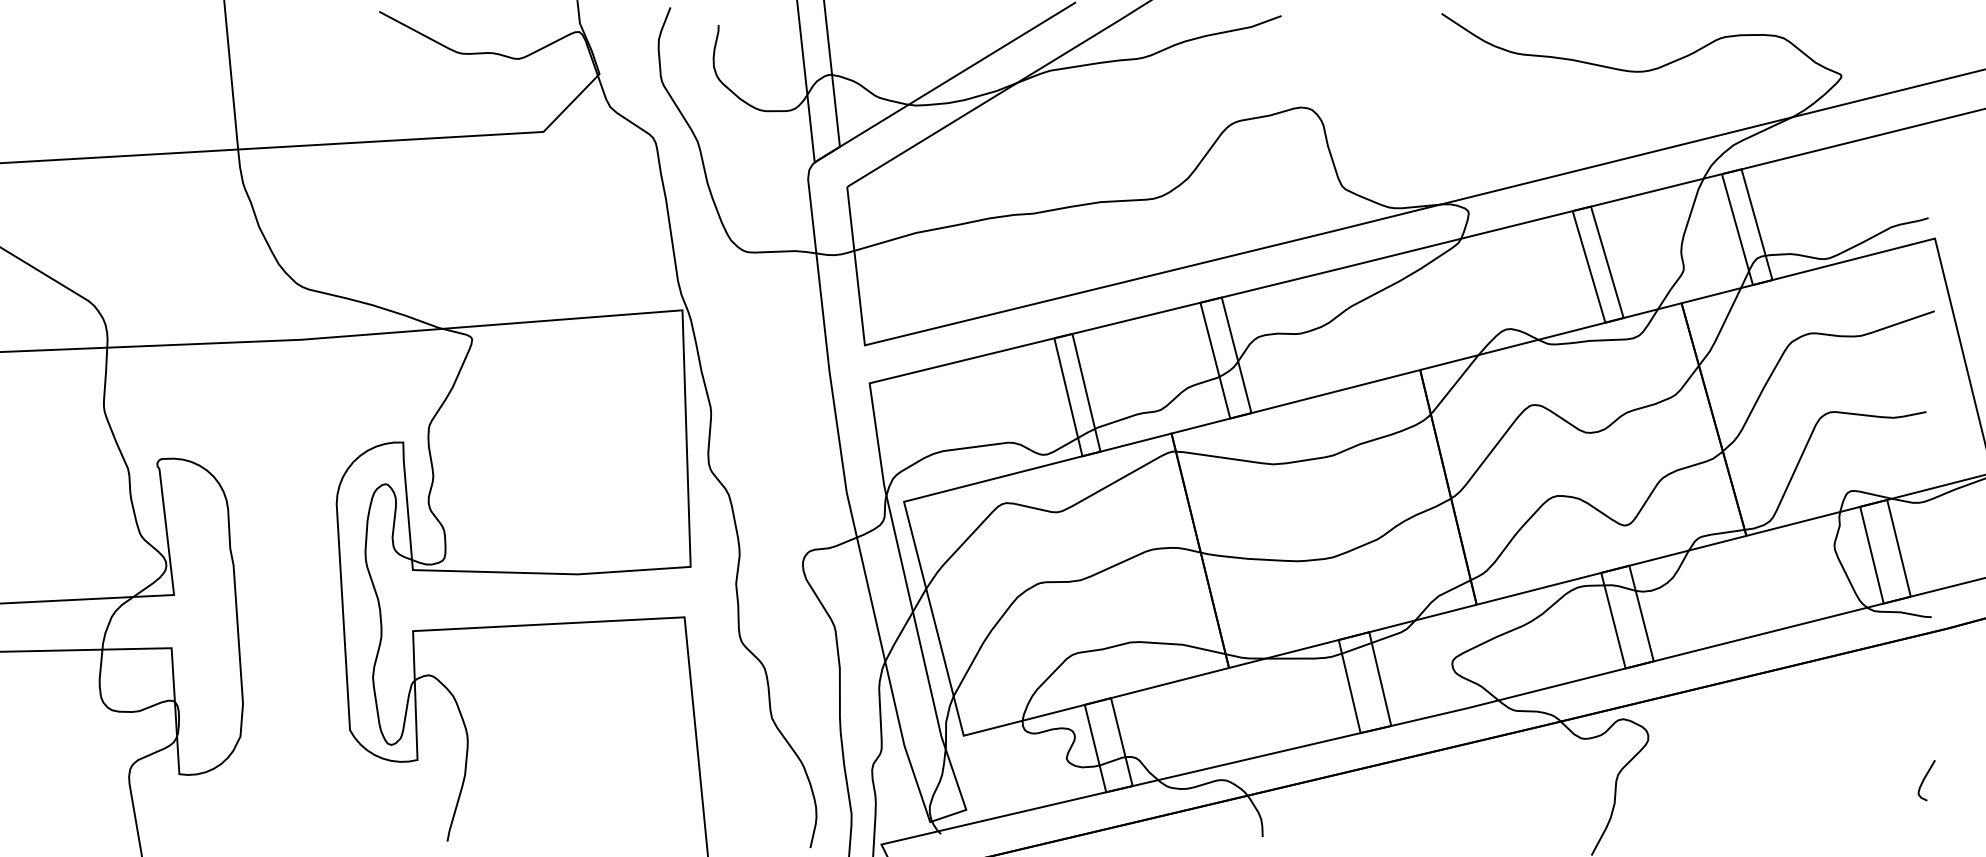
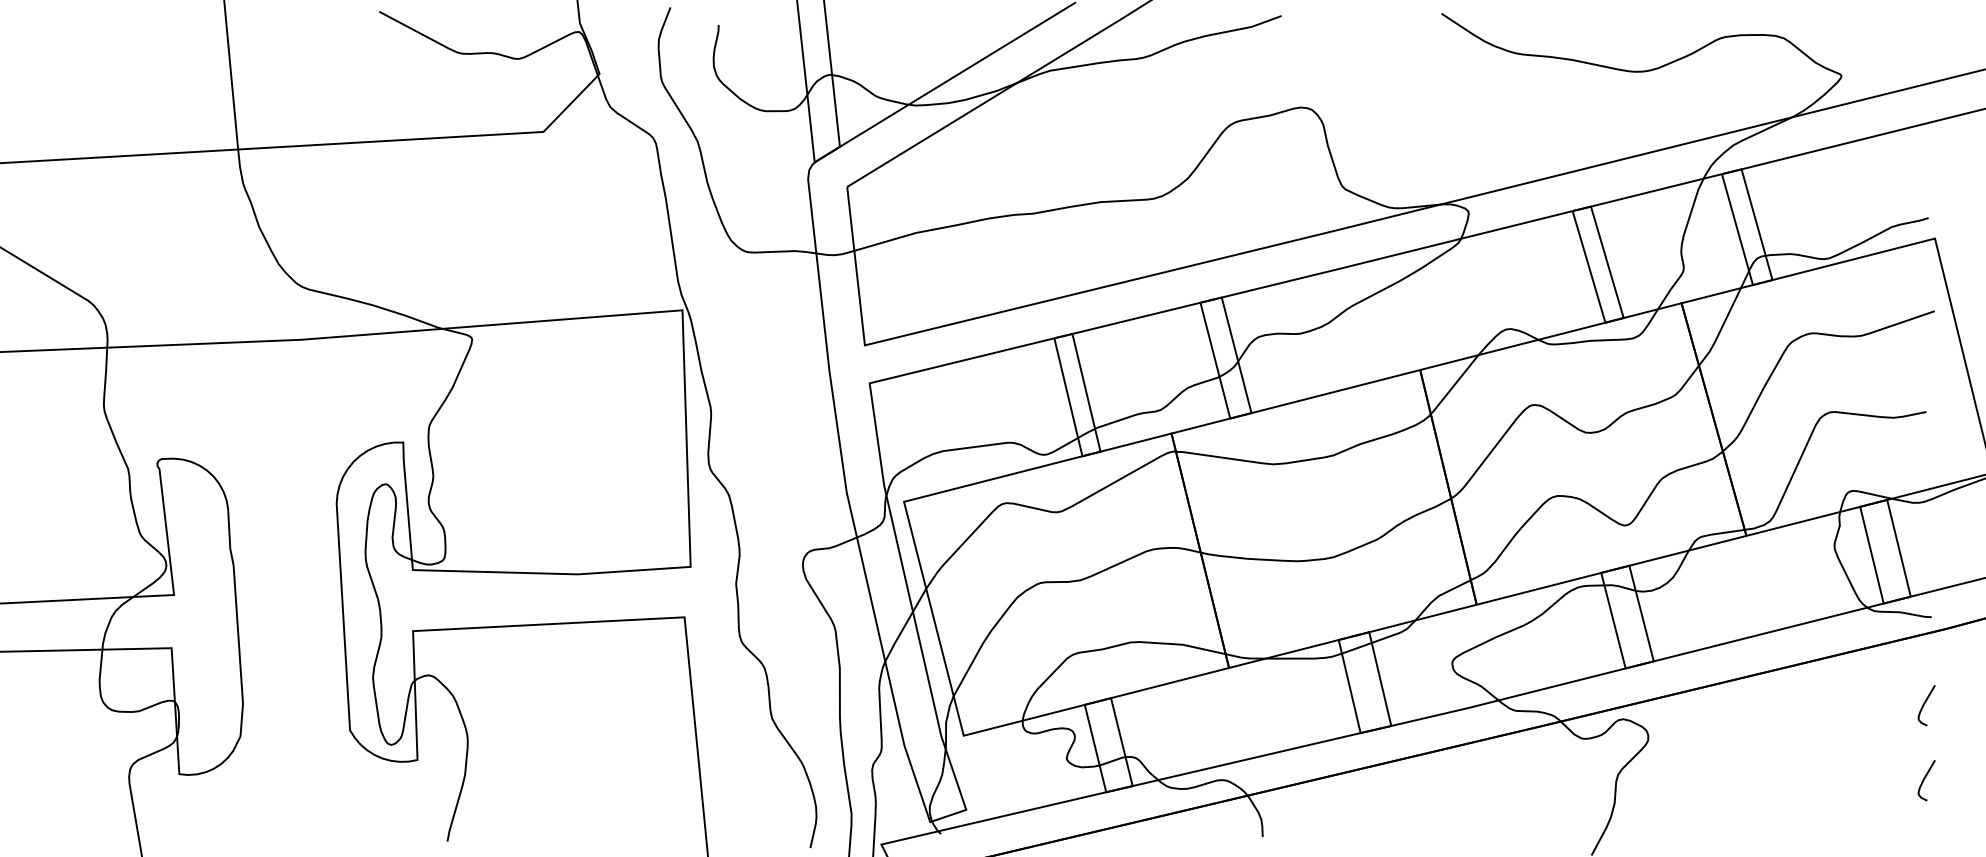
curve: none -> present (1924, 705)
